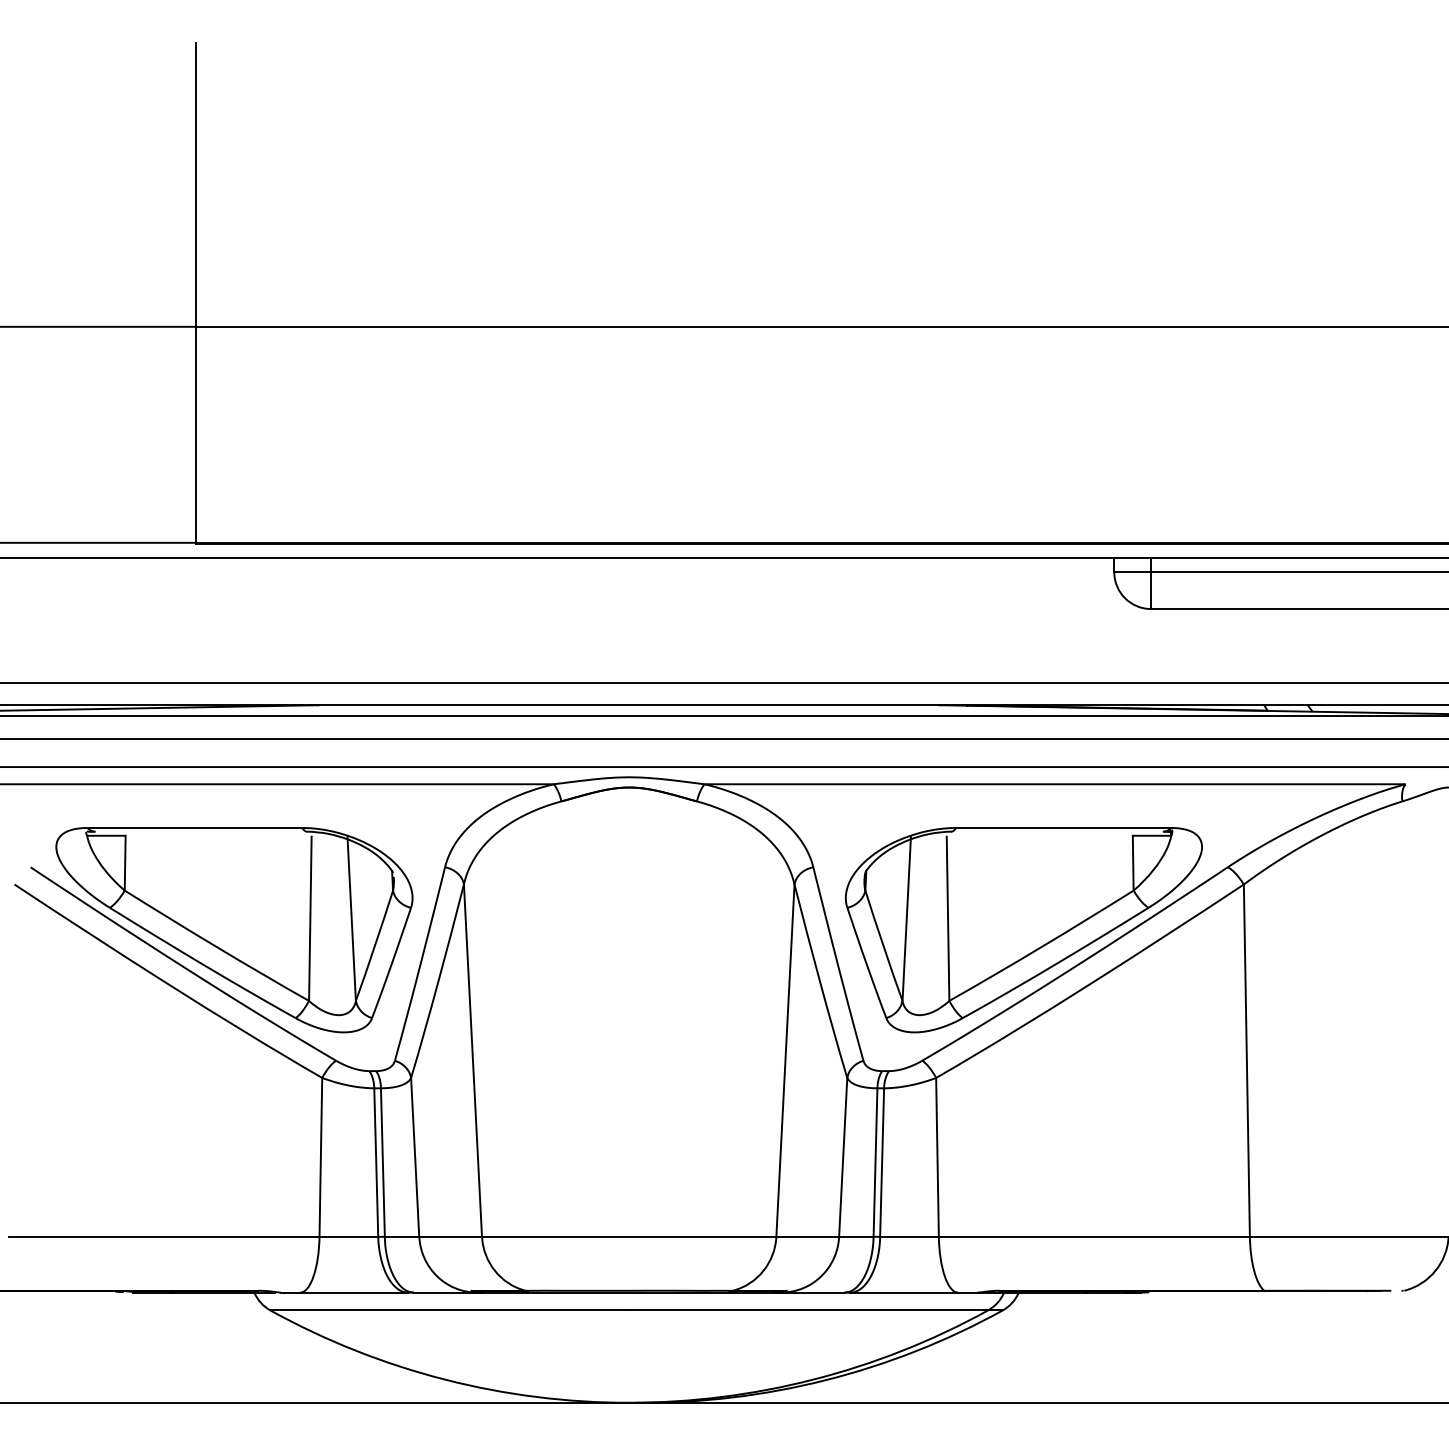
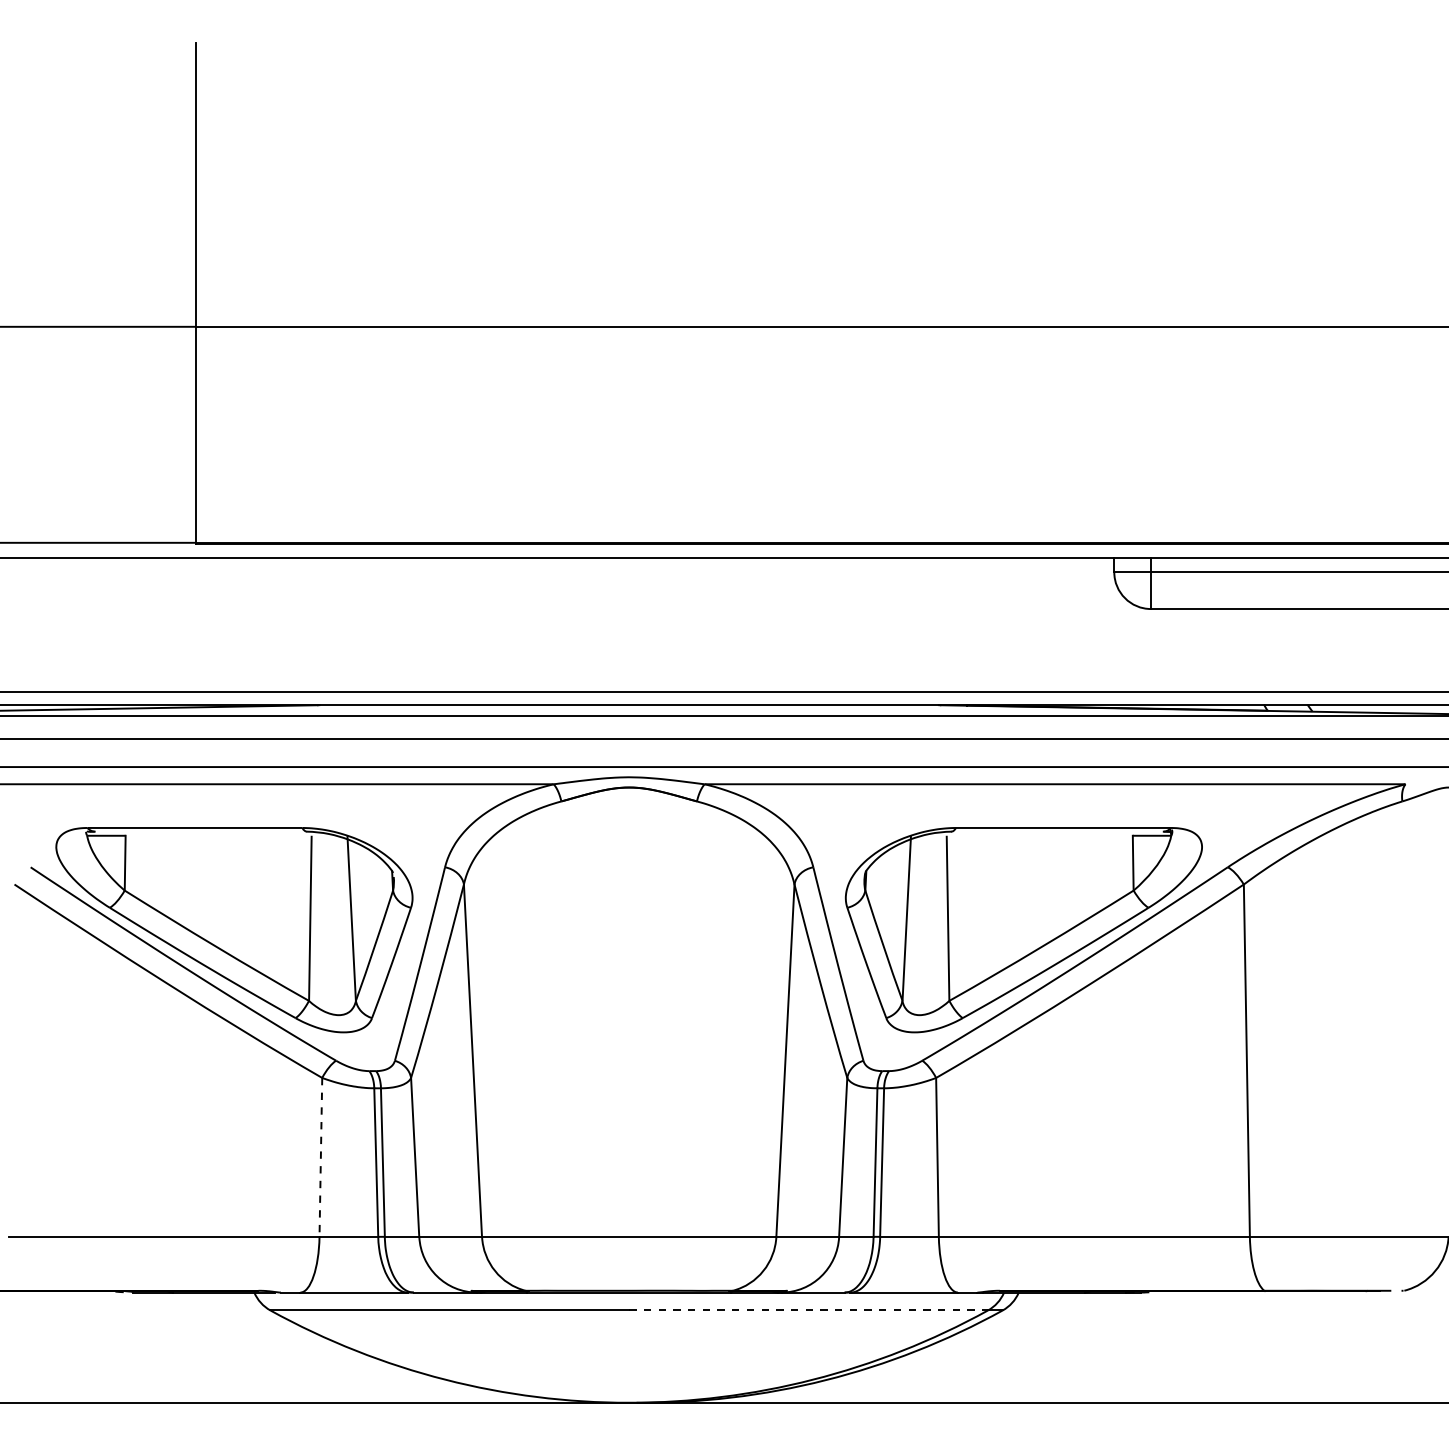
line position: (723, 682) -> (723, 691) (723, 691)
line: solid -> dashed (320, 1157)
line: solid -> dashed (809, 1310)
